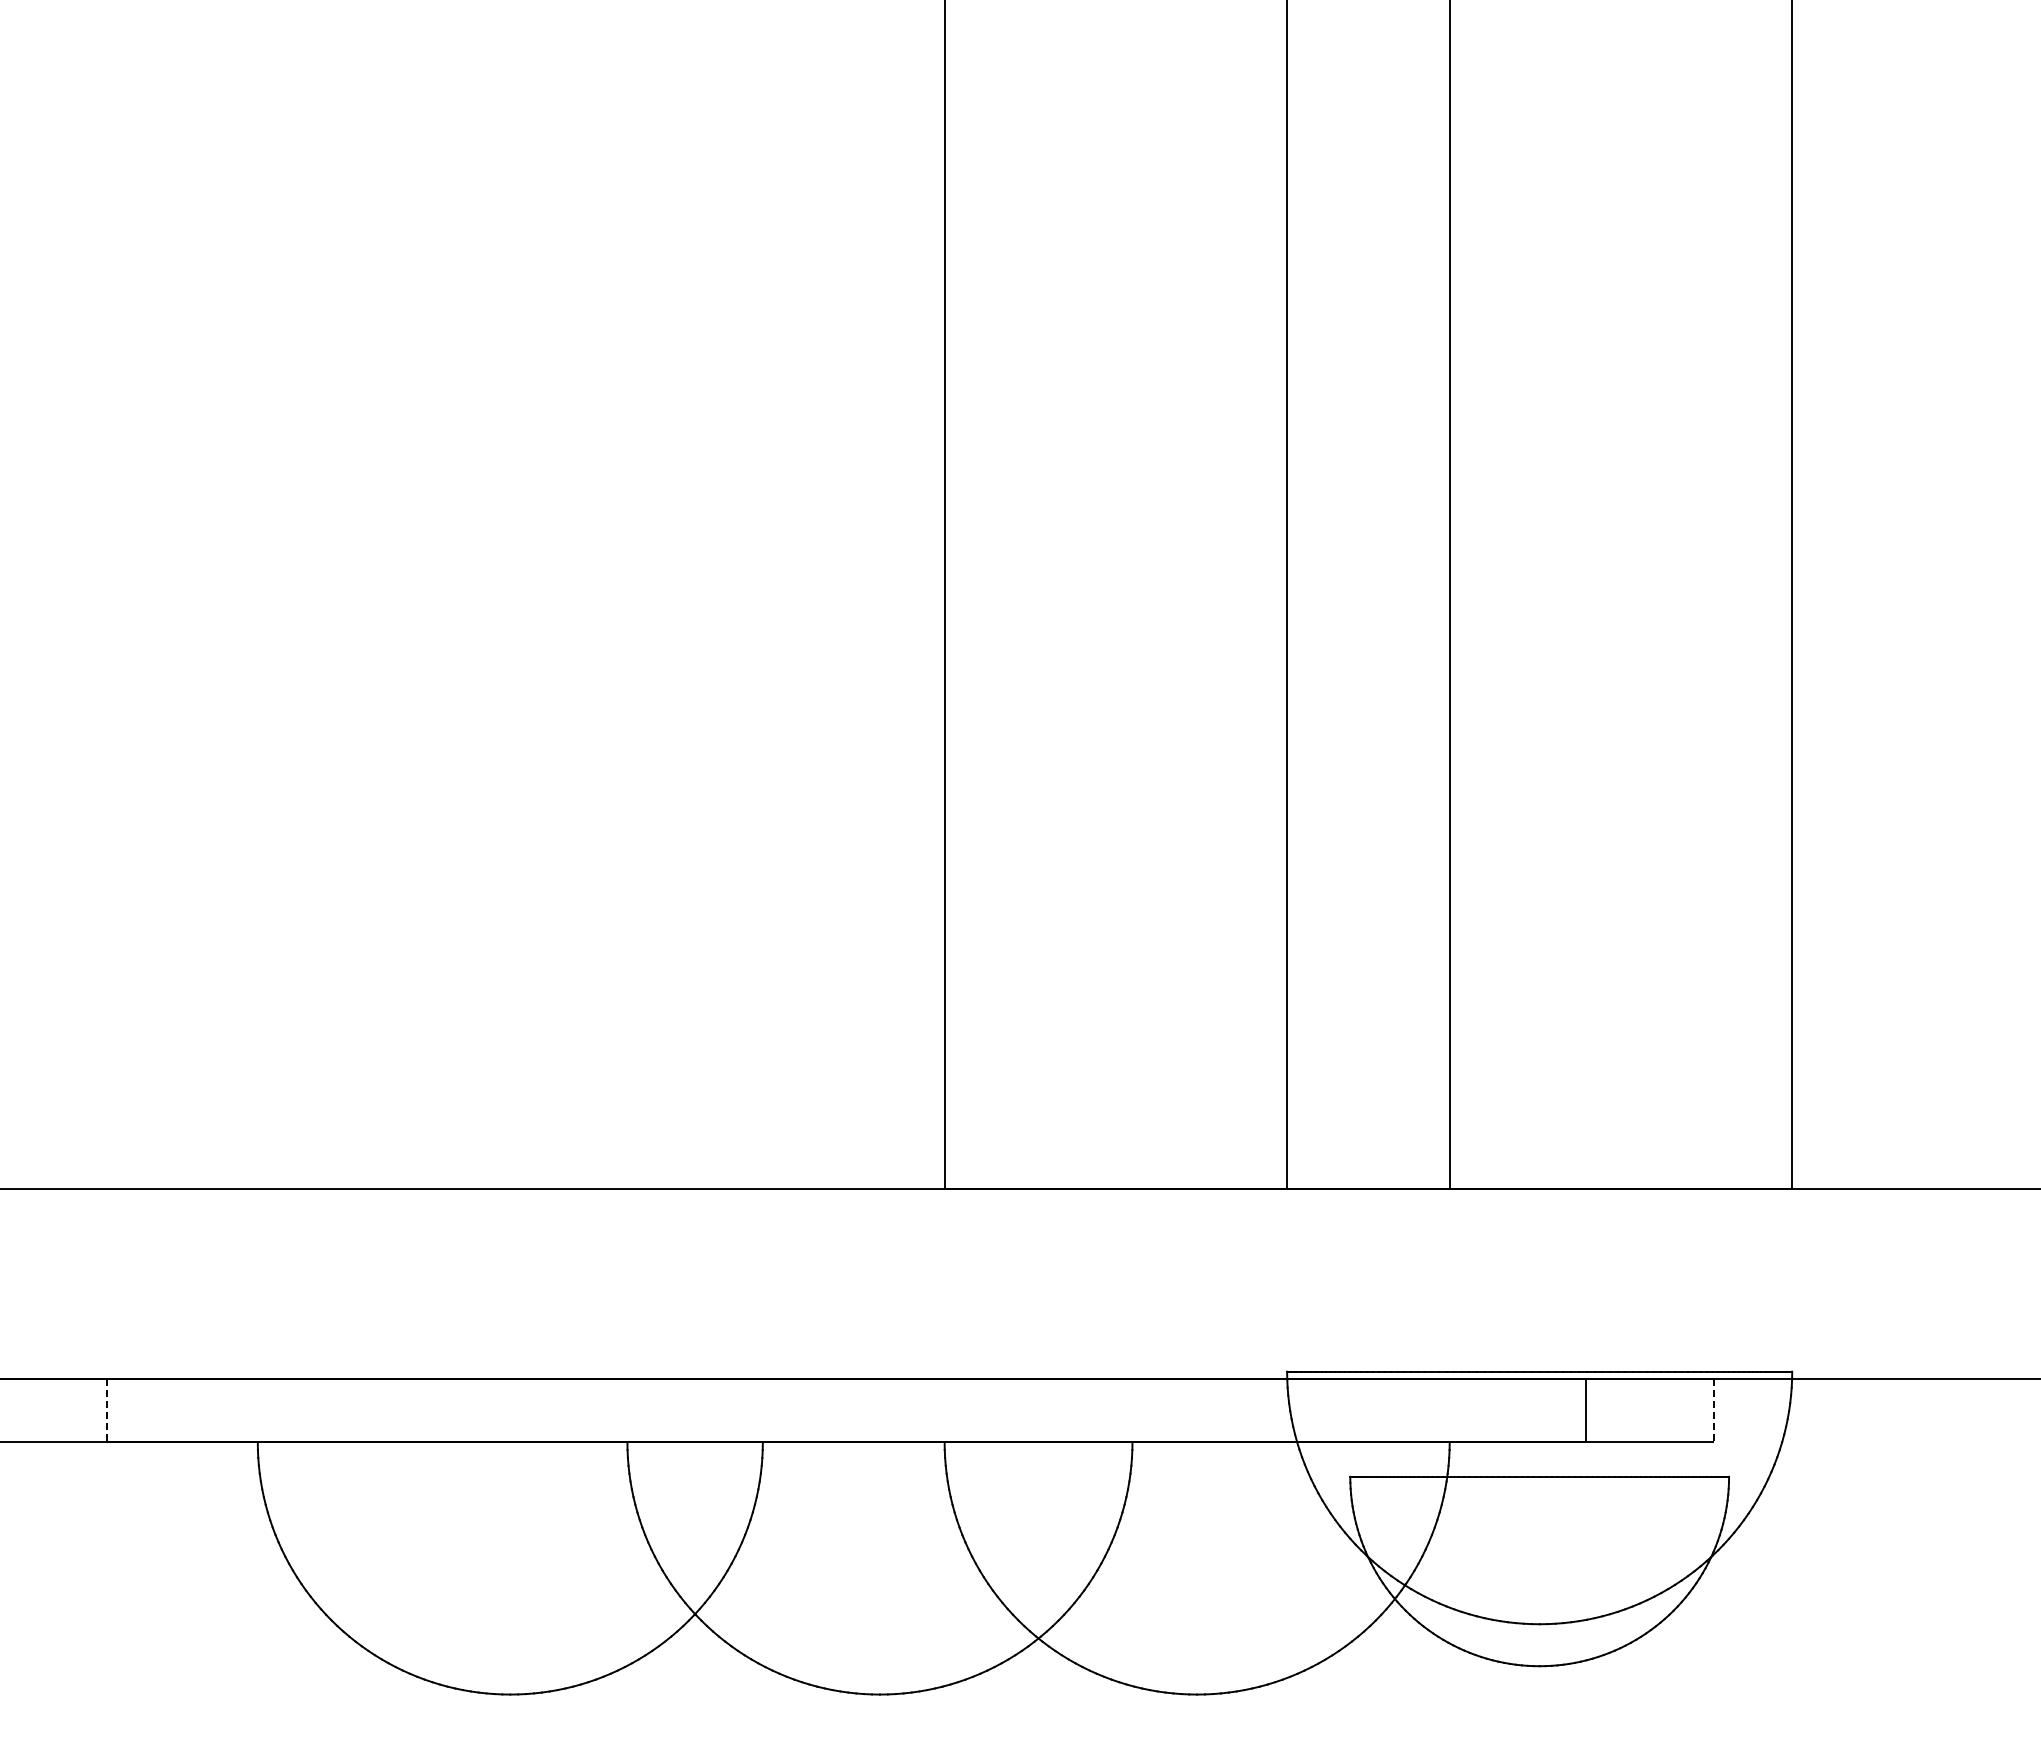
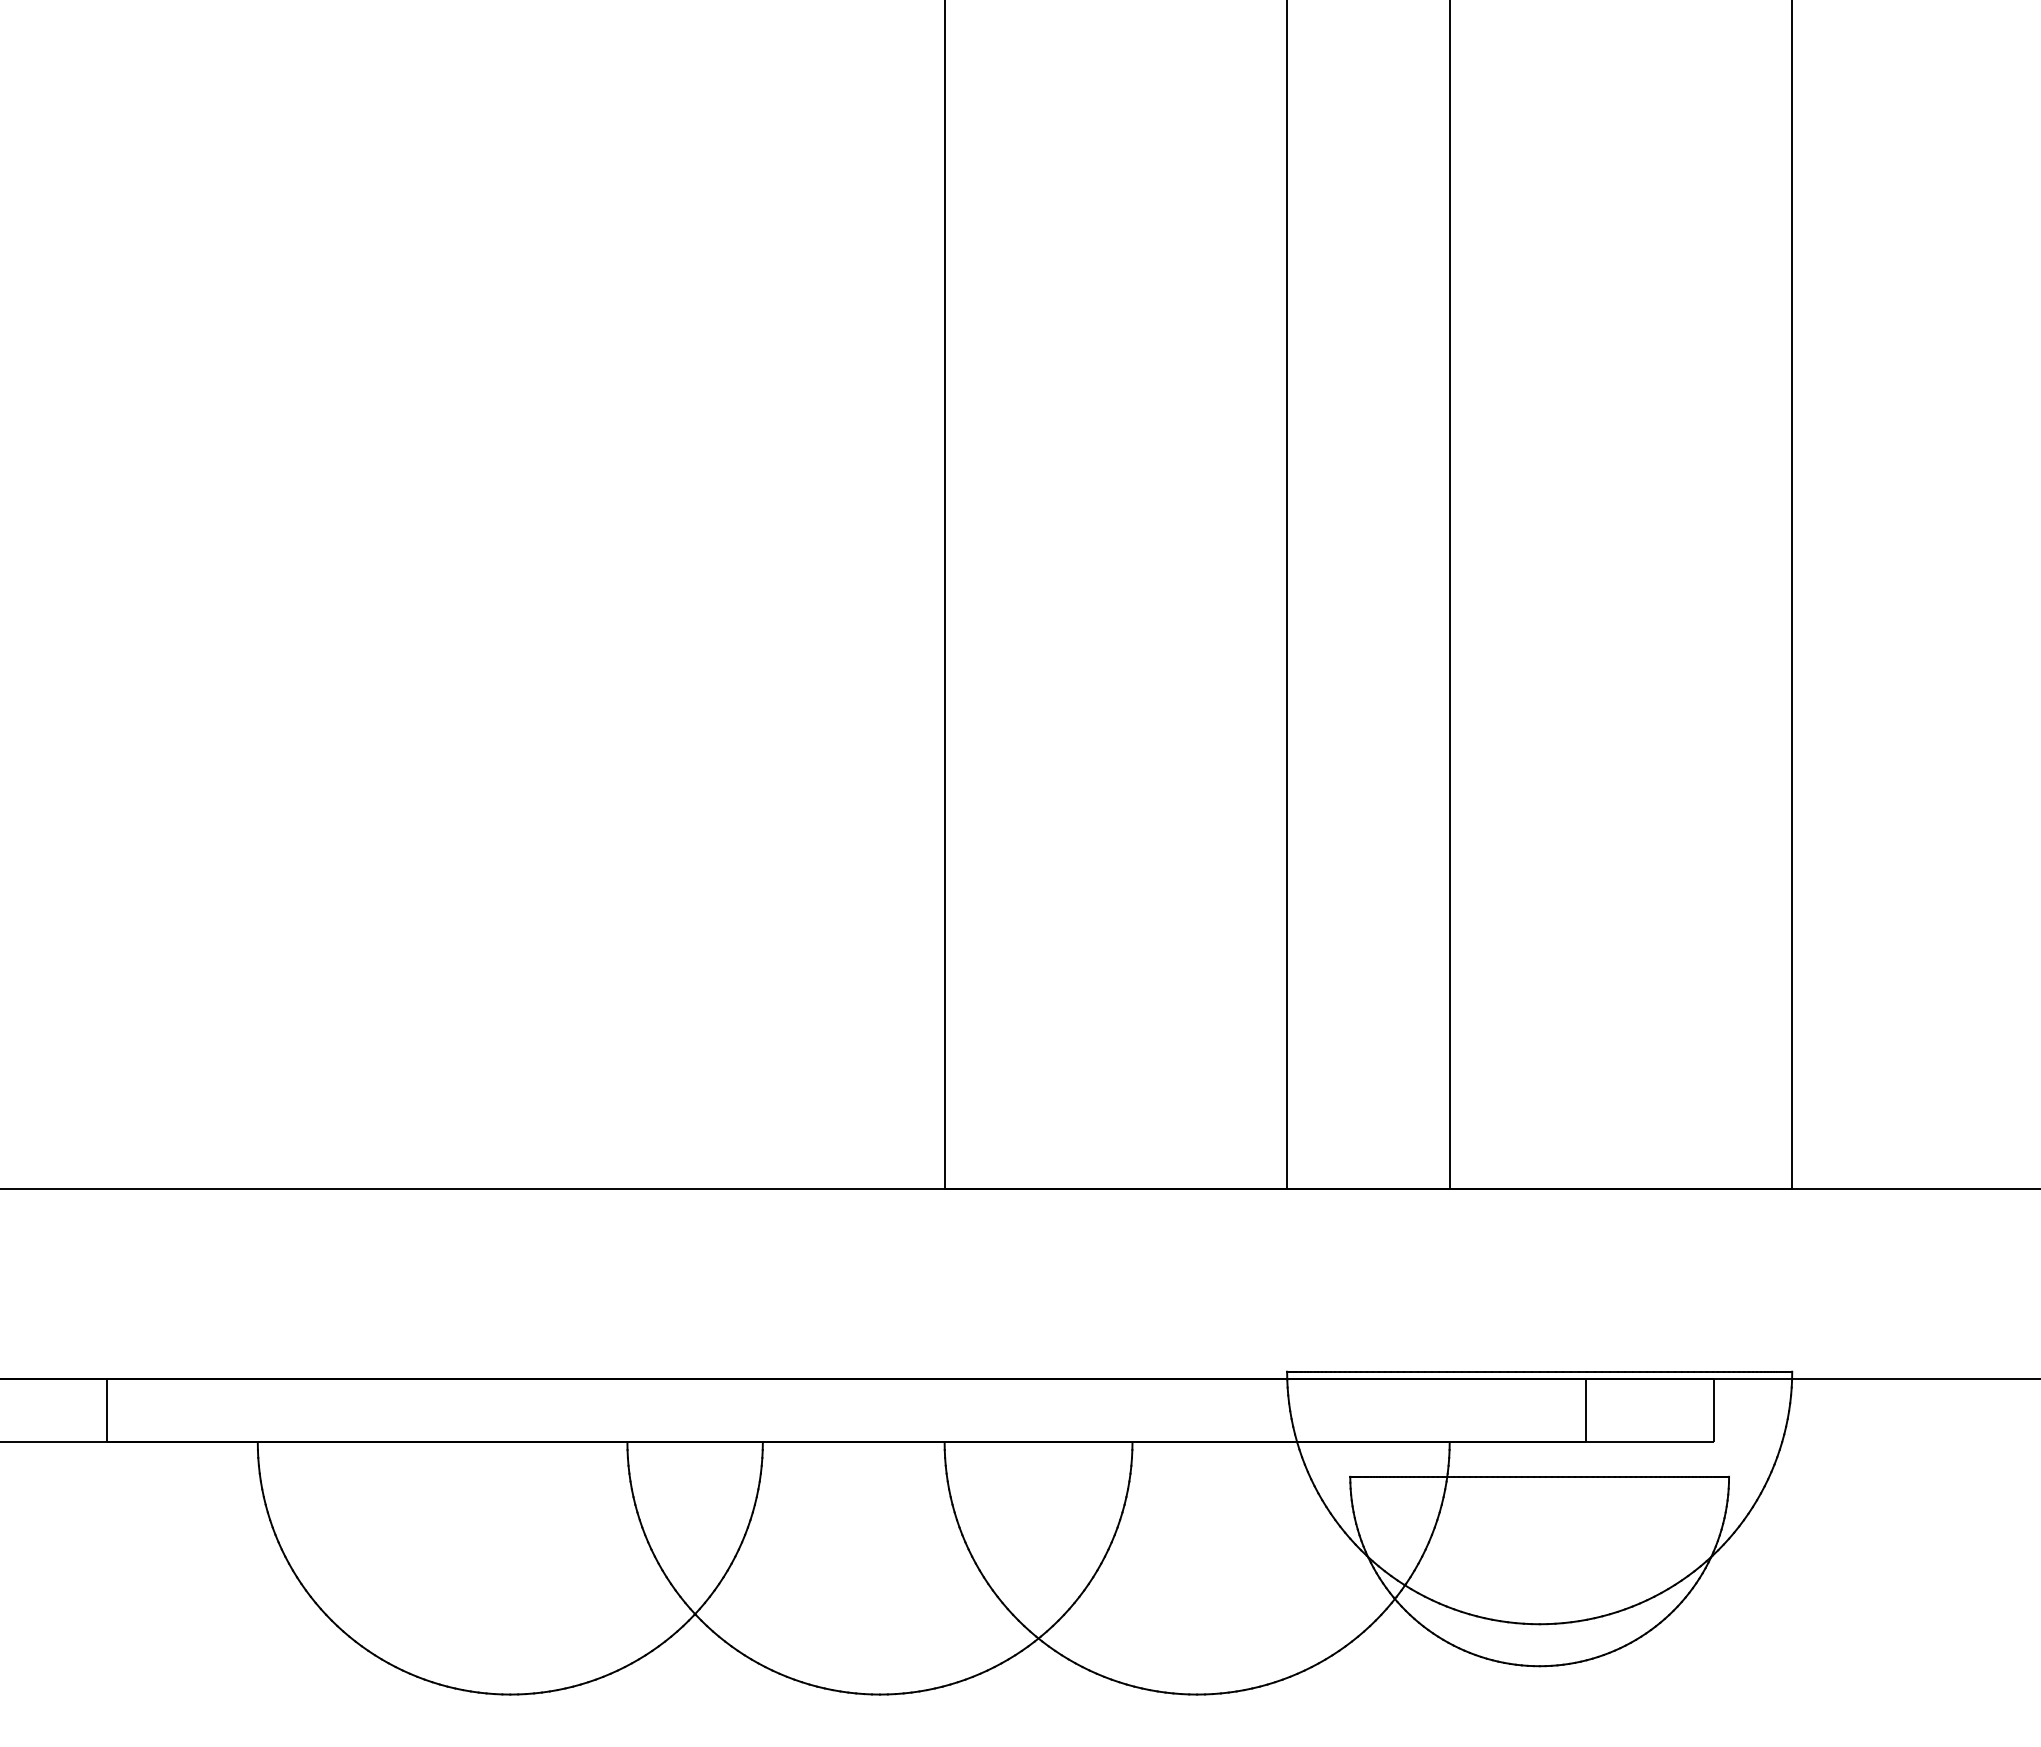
line: dashed -> solid (106, 1410)
line: dashed -> solid (1713, 1410)
